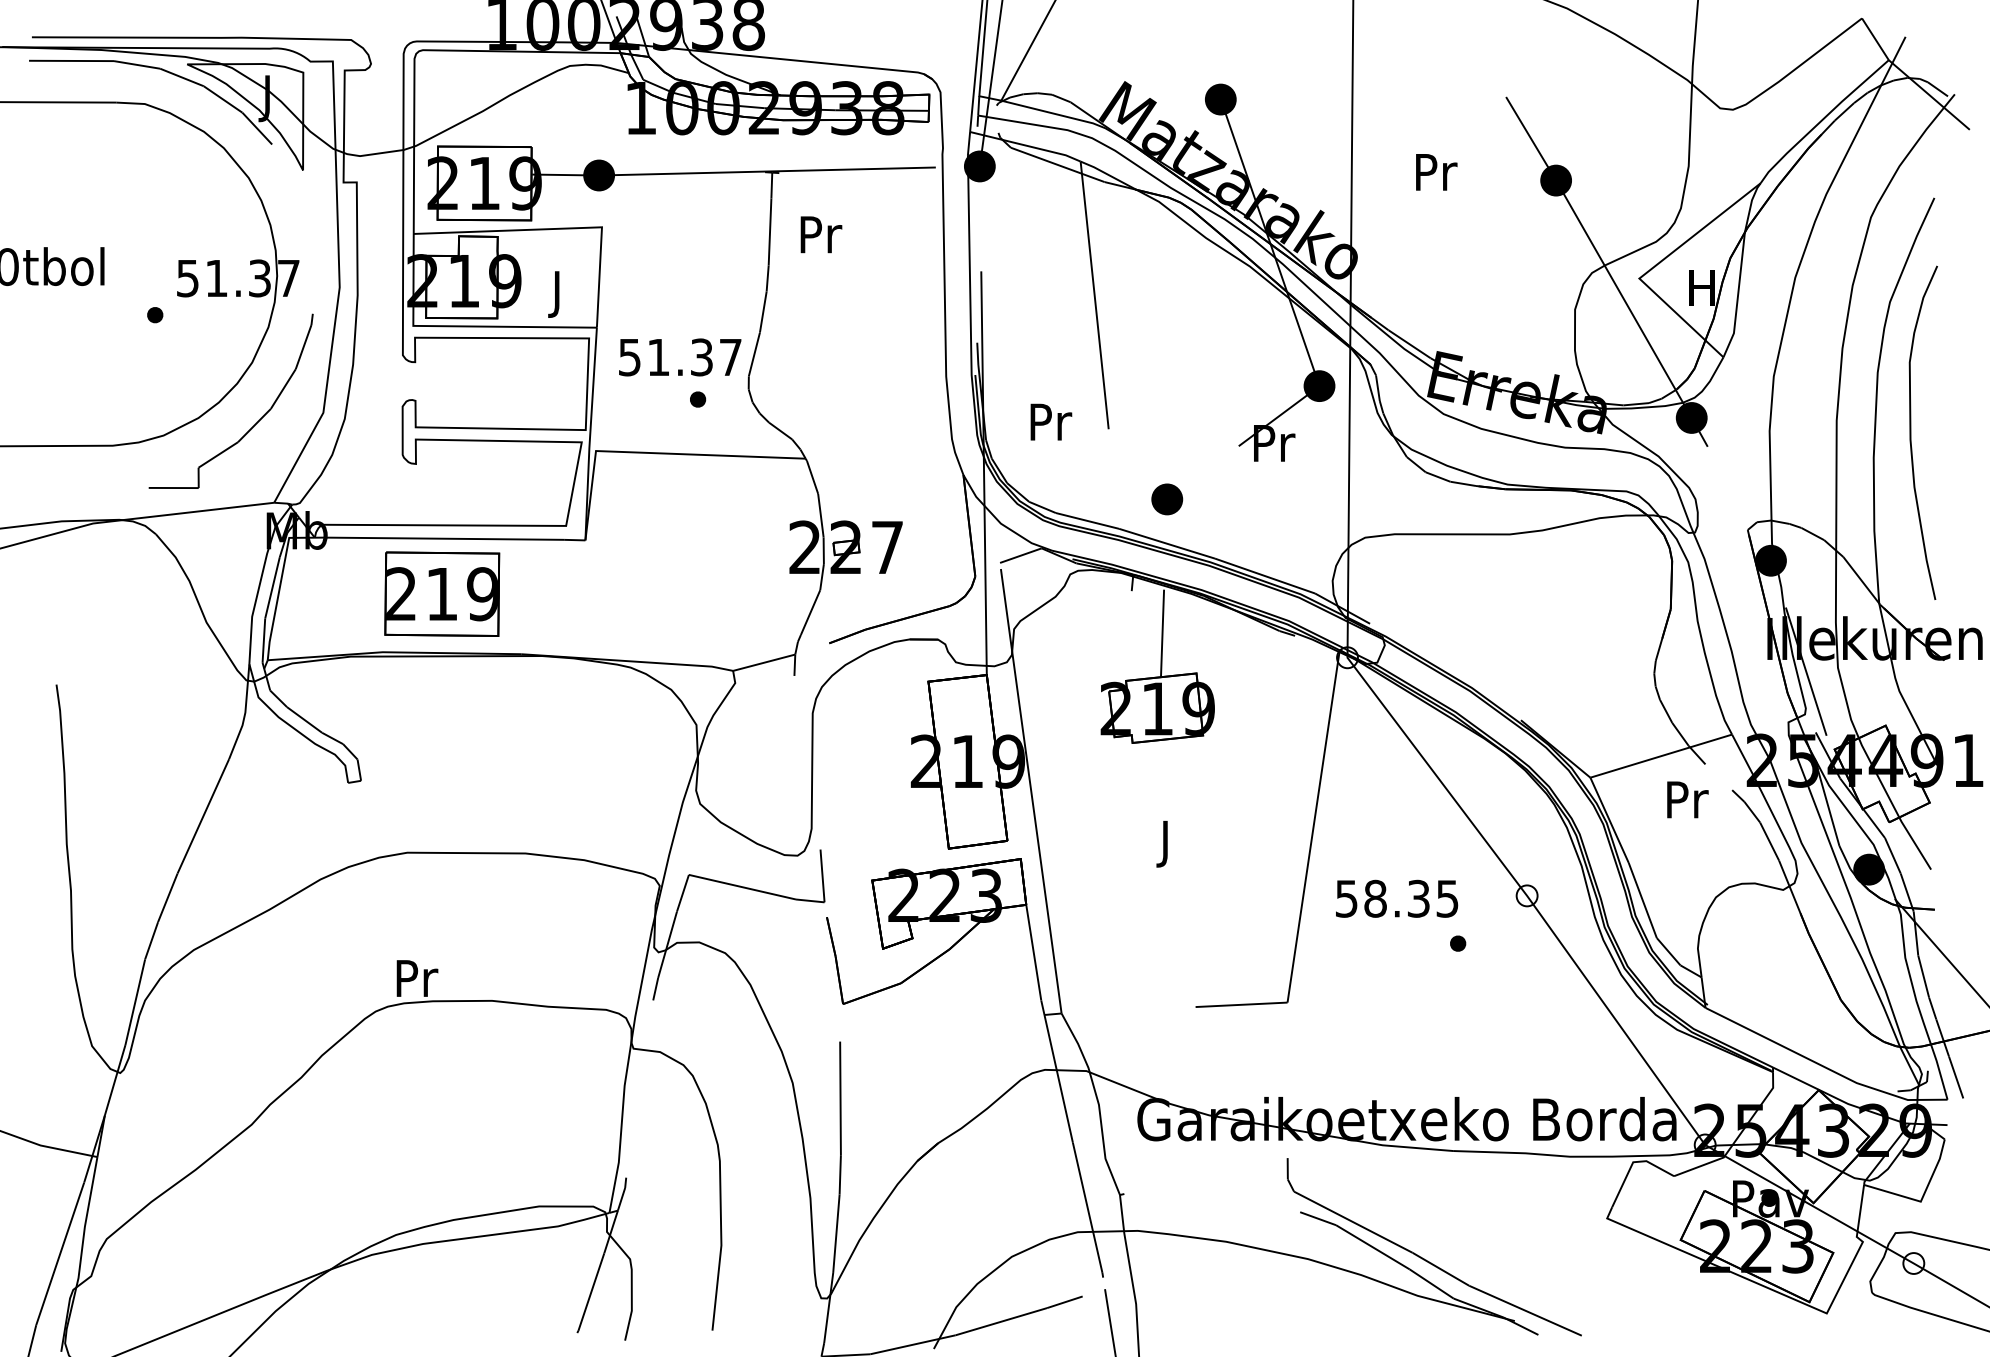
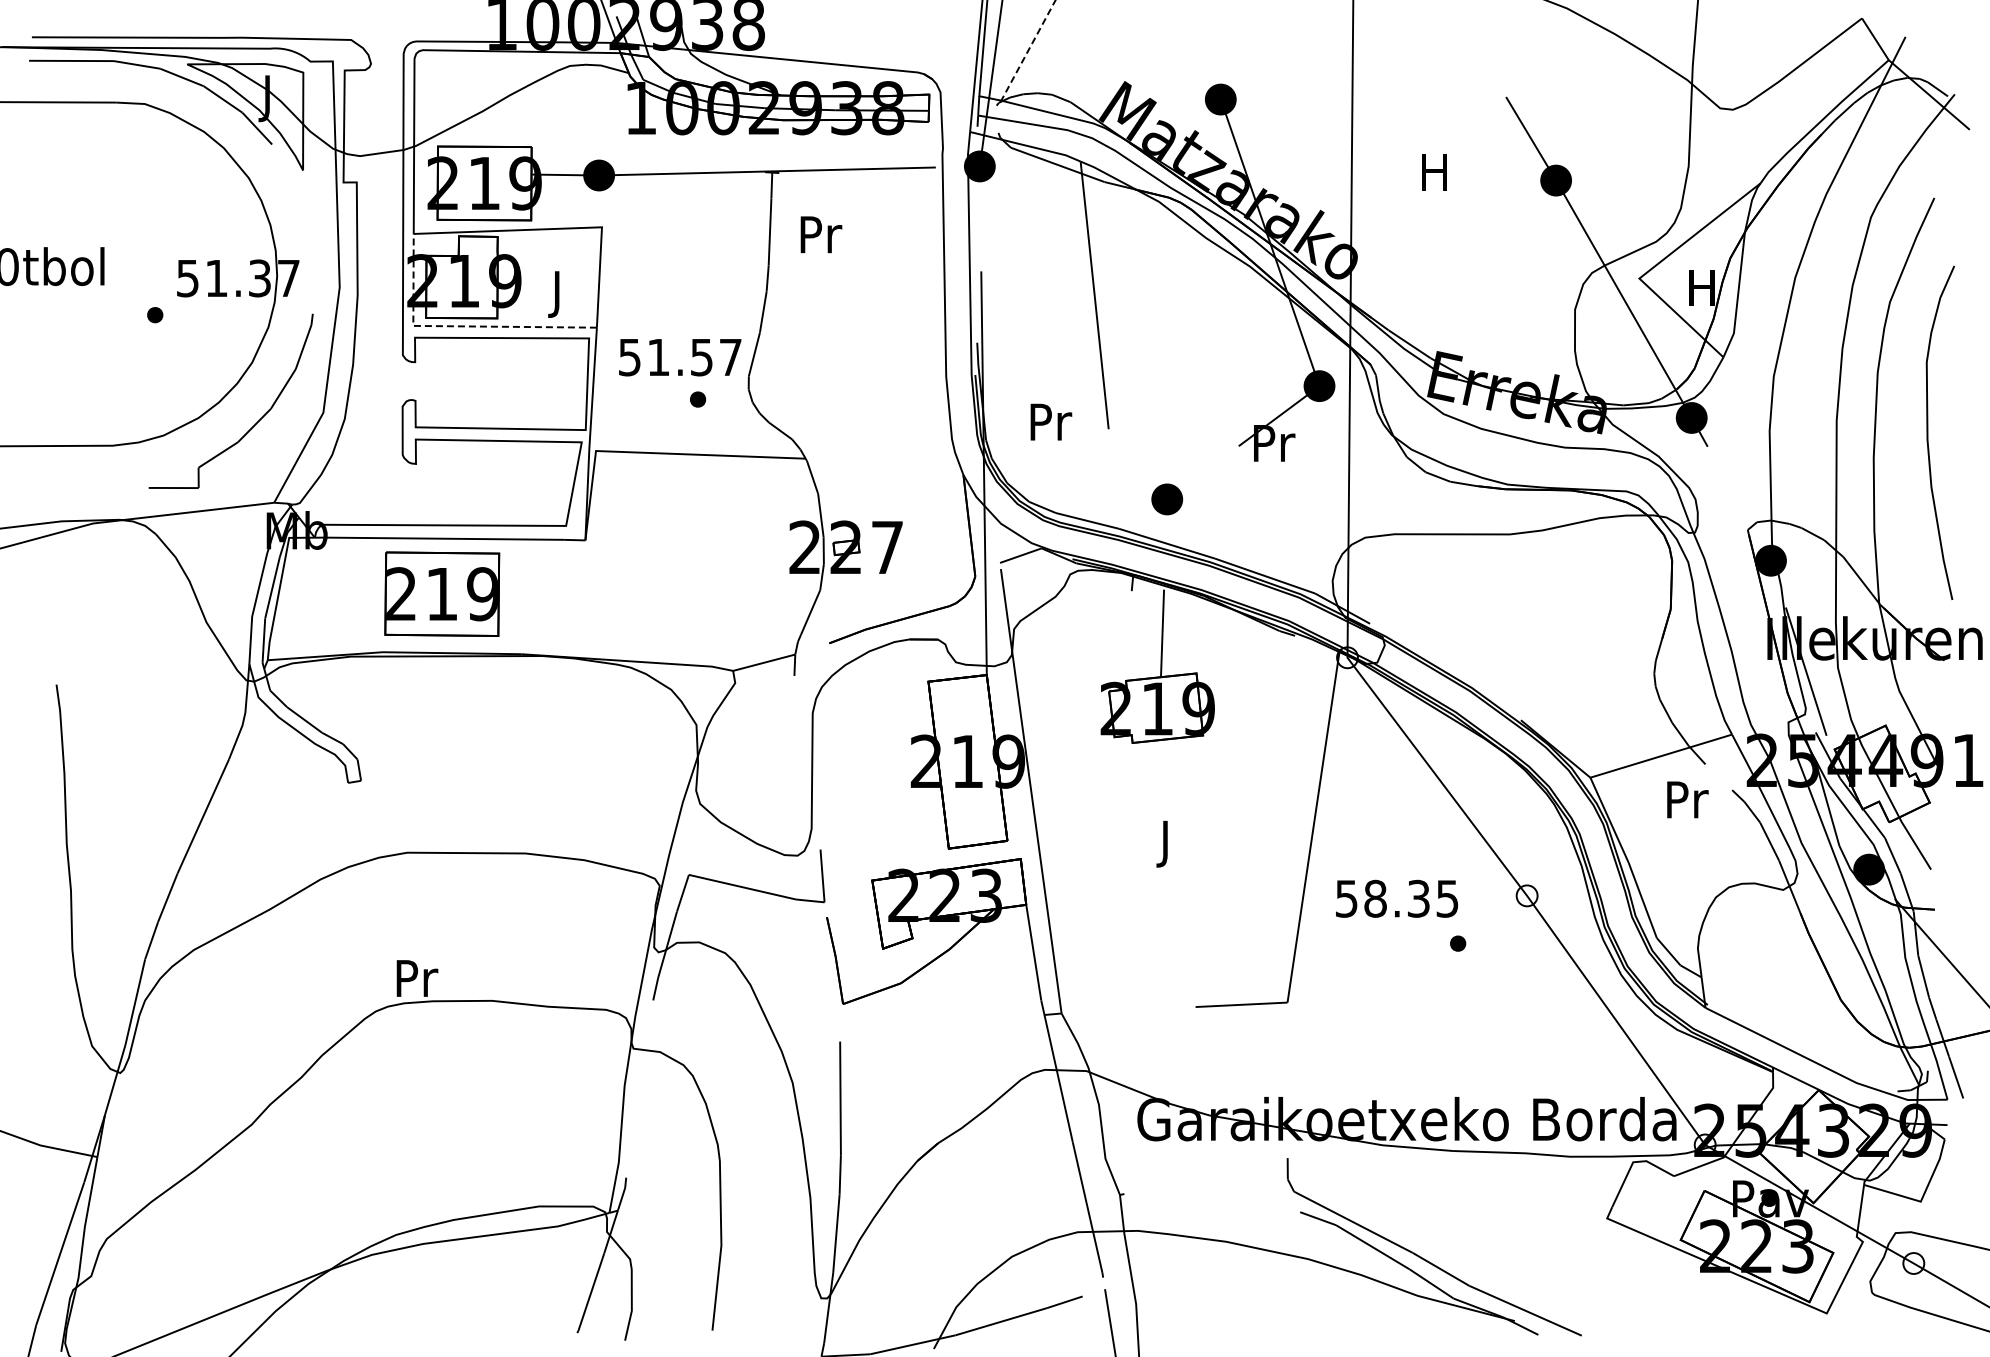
line: solid -> dashed (1028, 50)
text: Pr -> H (1436, 172)
line: solid -> dashed (458, 326)
text: 51.37 -> 51.57 (702, 356)
curve position: (1911, 432) -> (1928, 432) (1928, 432)
